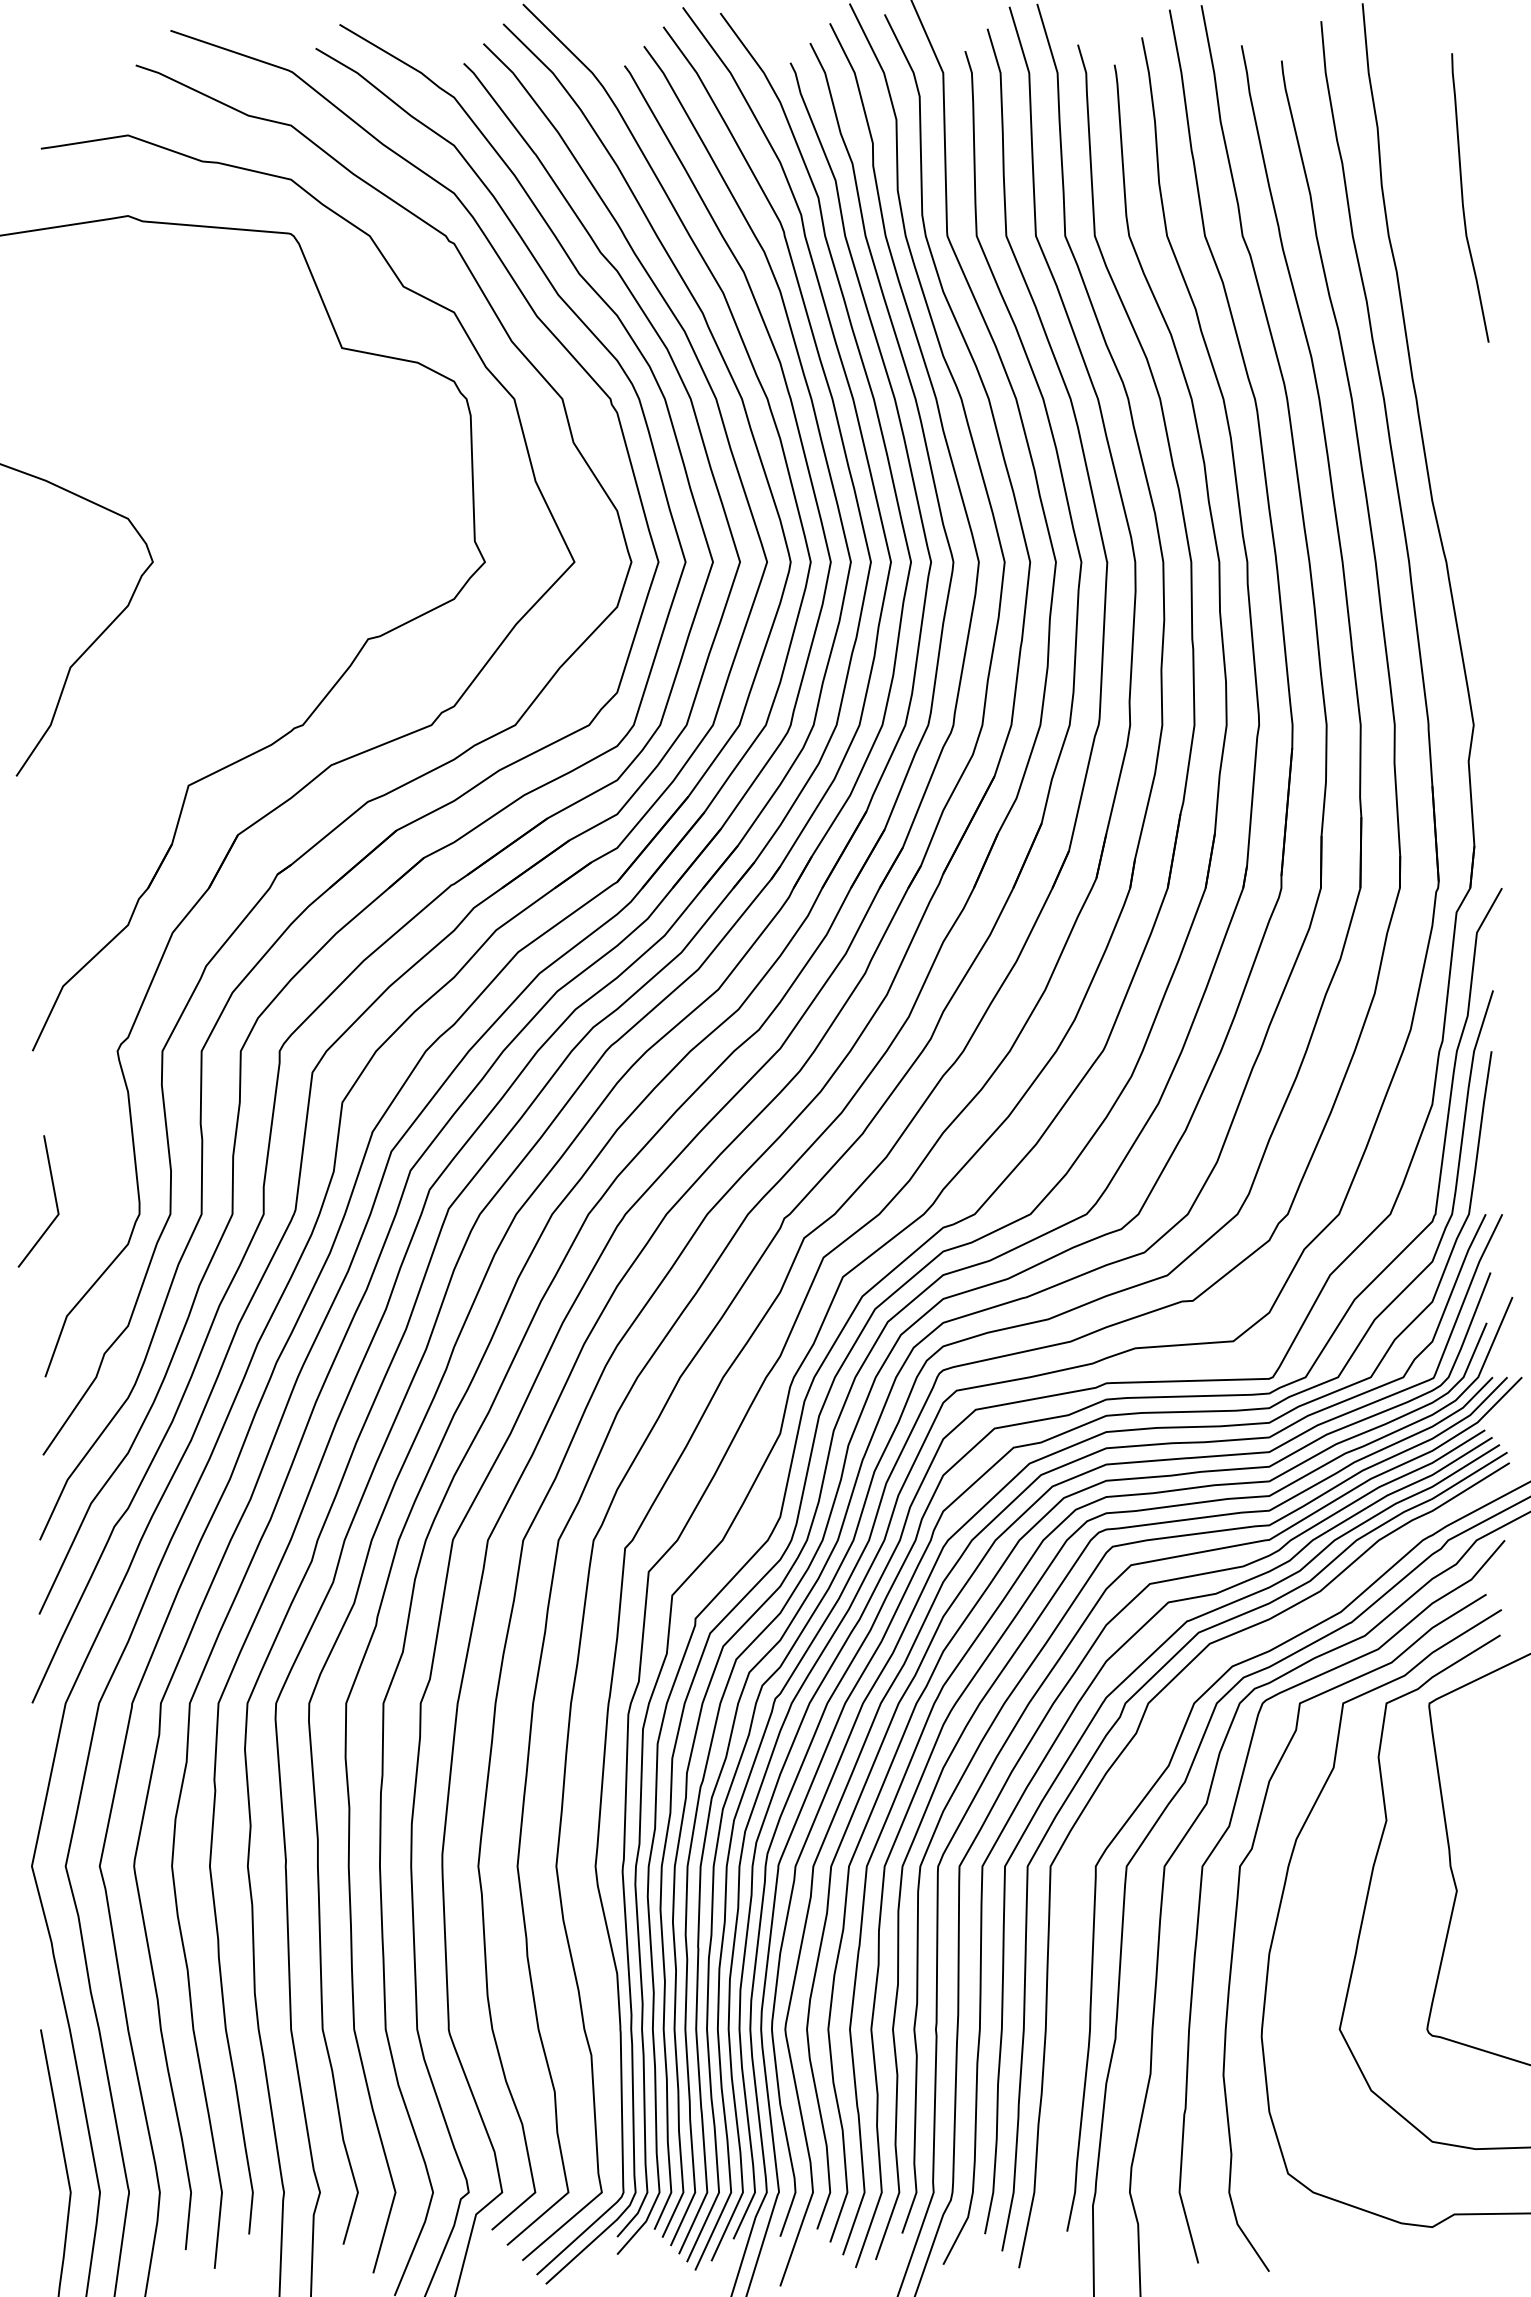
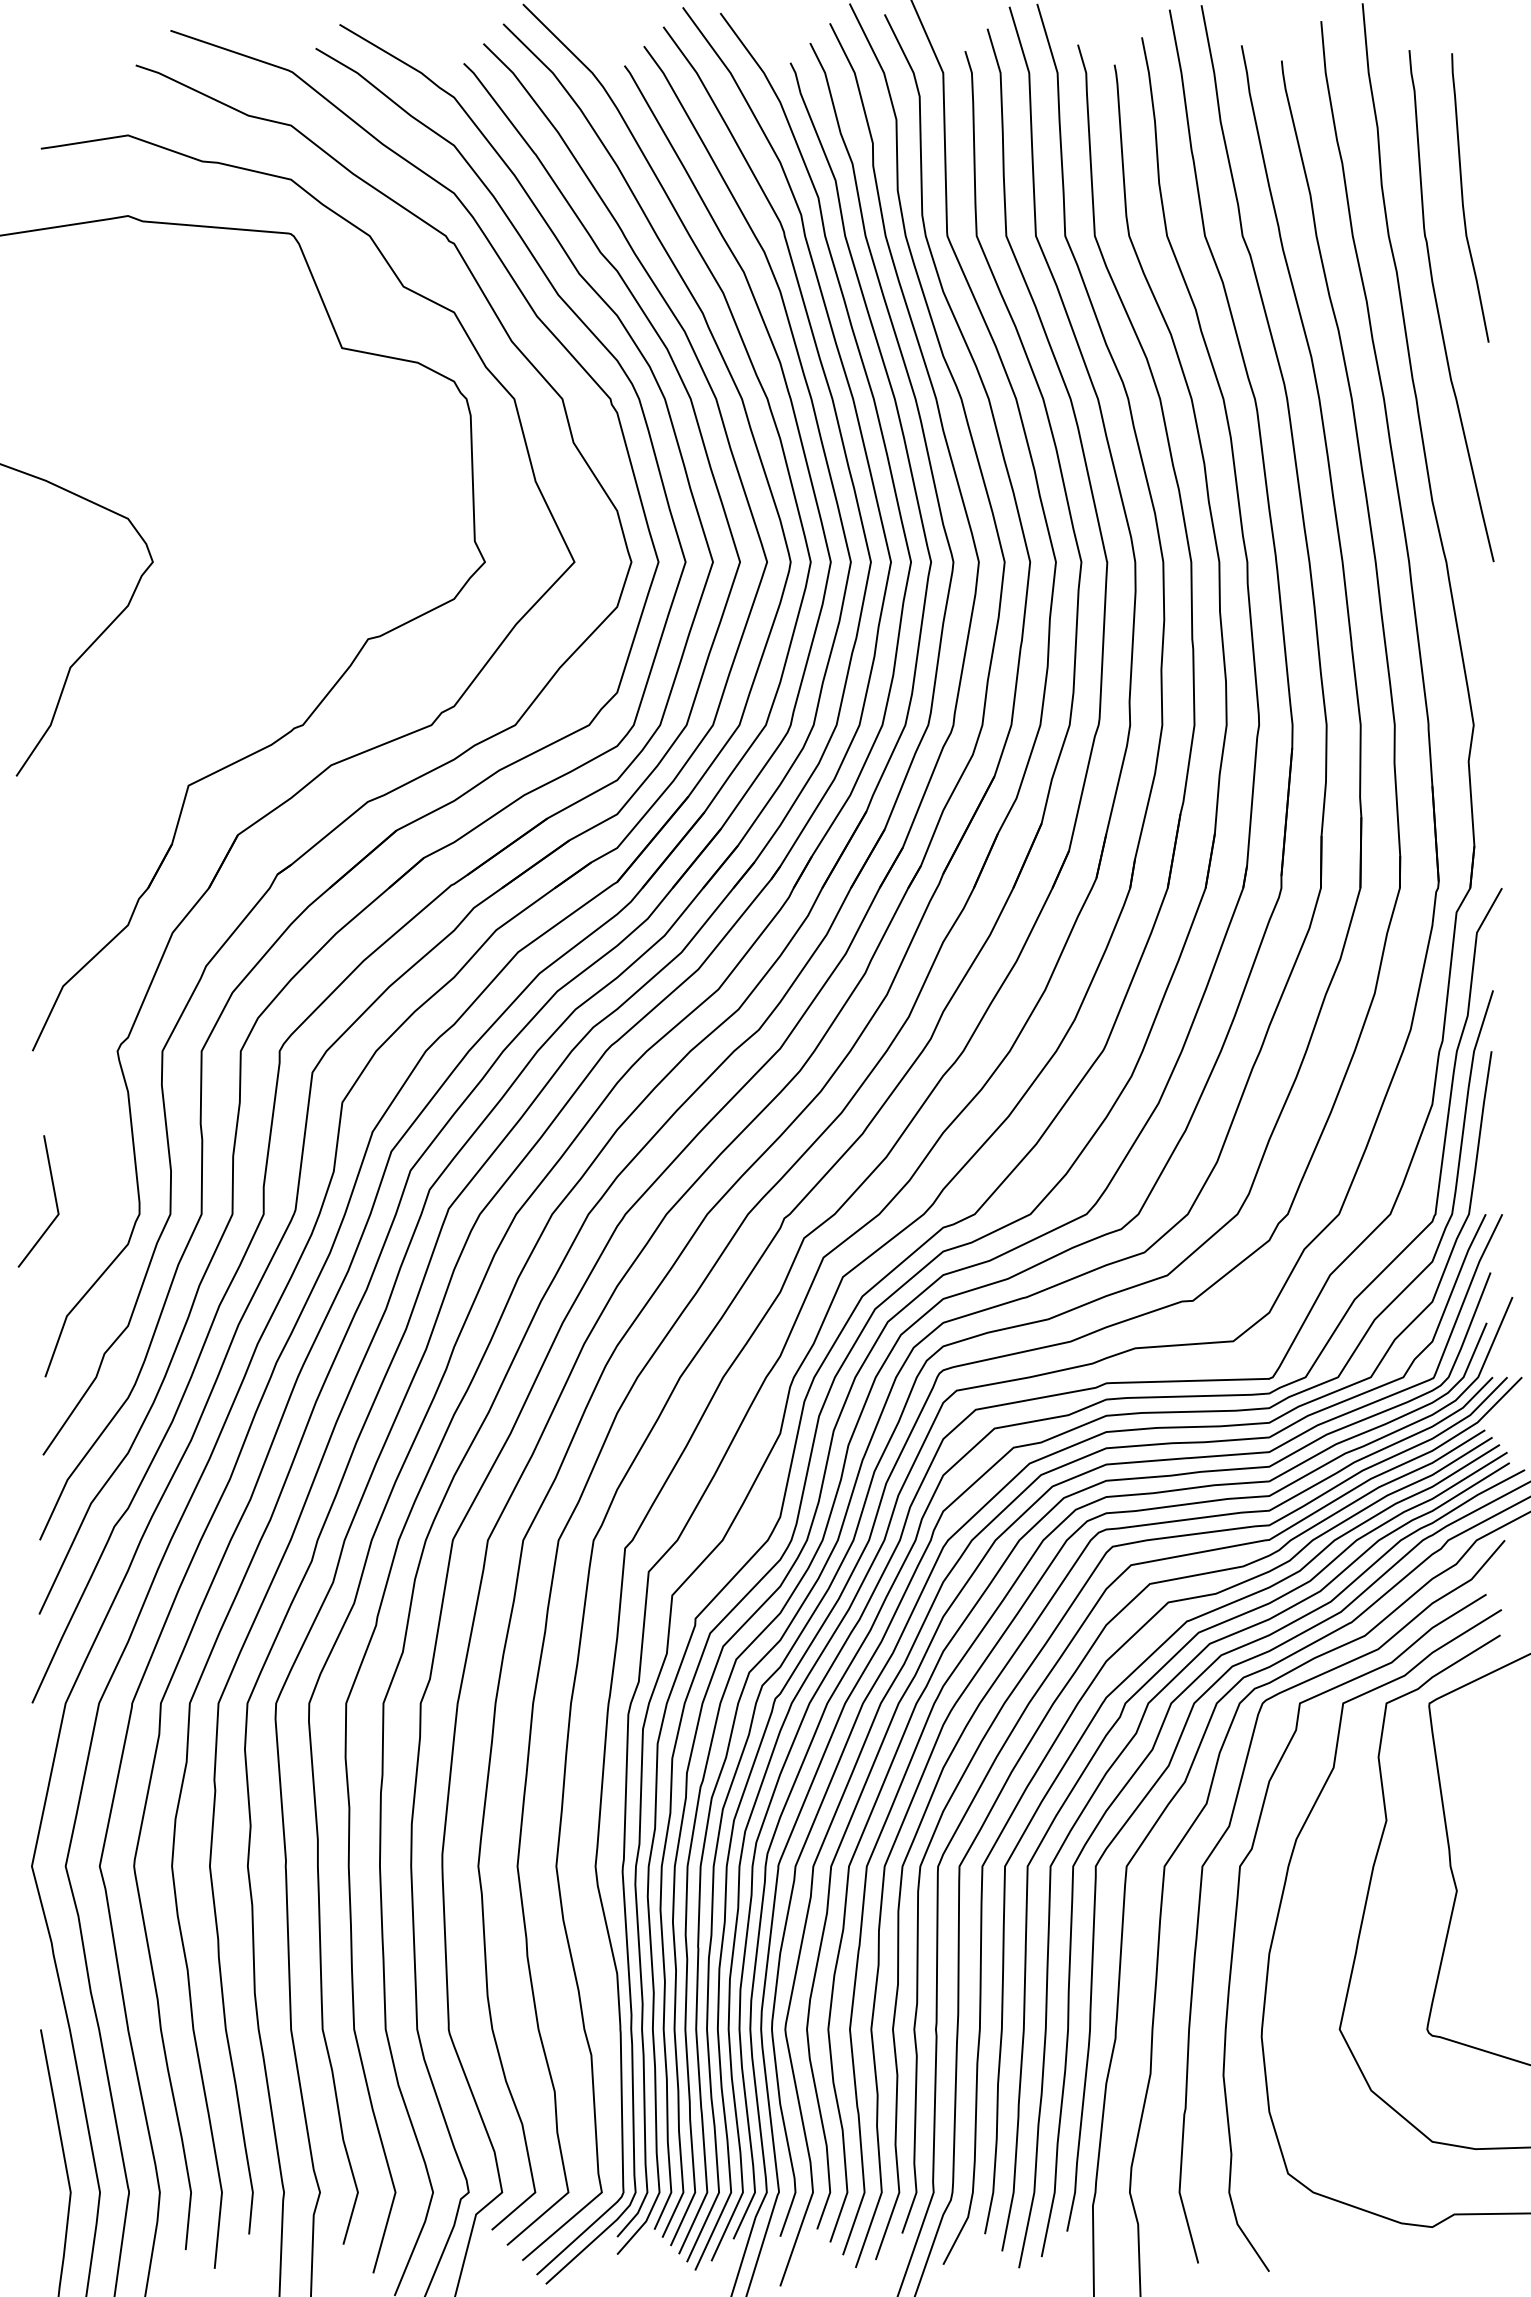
curve: none -> present (1438, 307)
curve: none -> present (1146, 1759)
